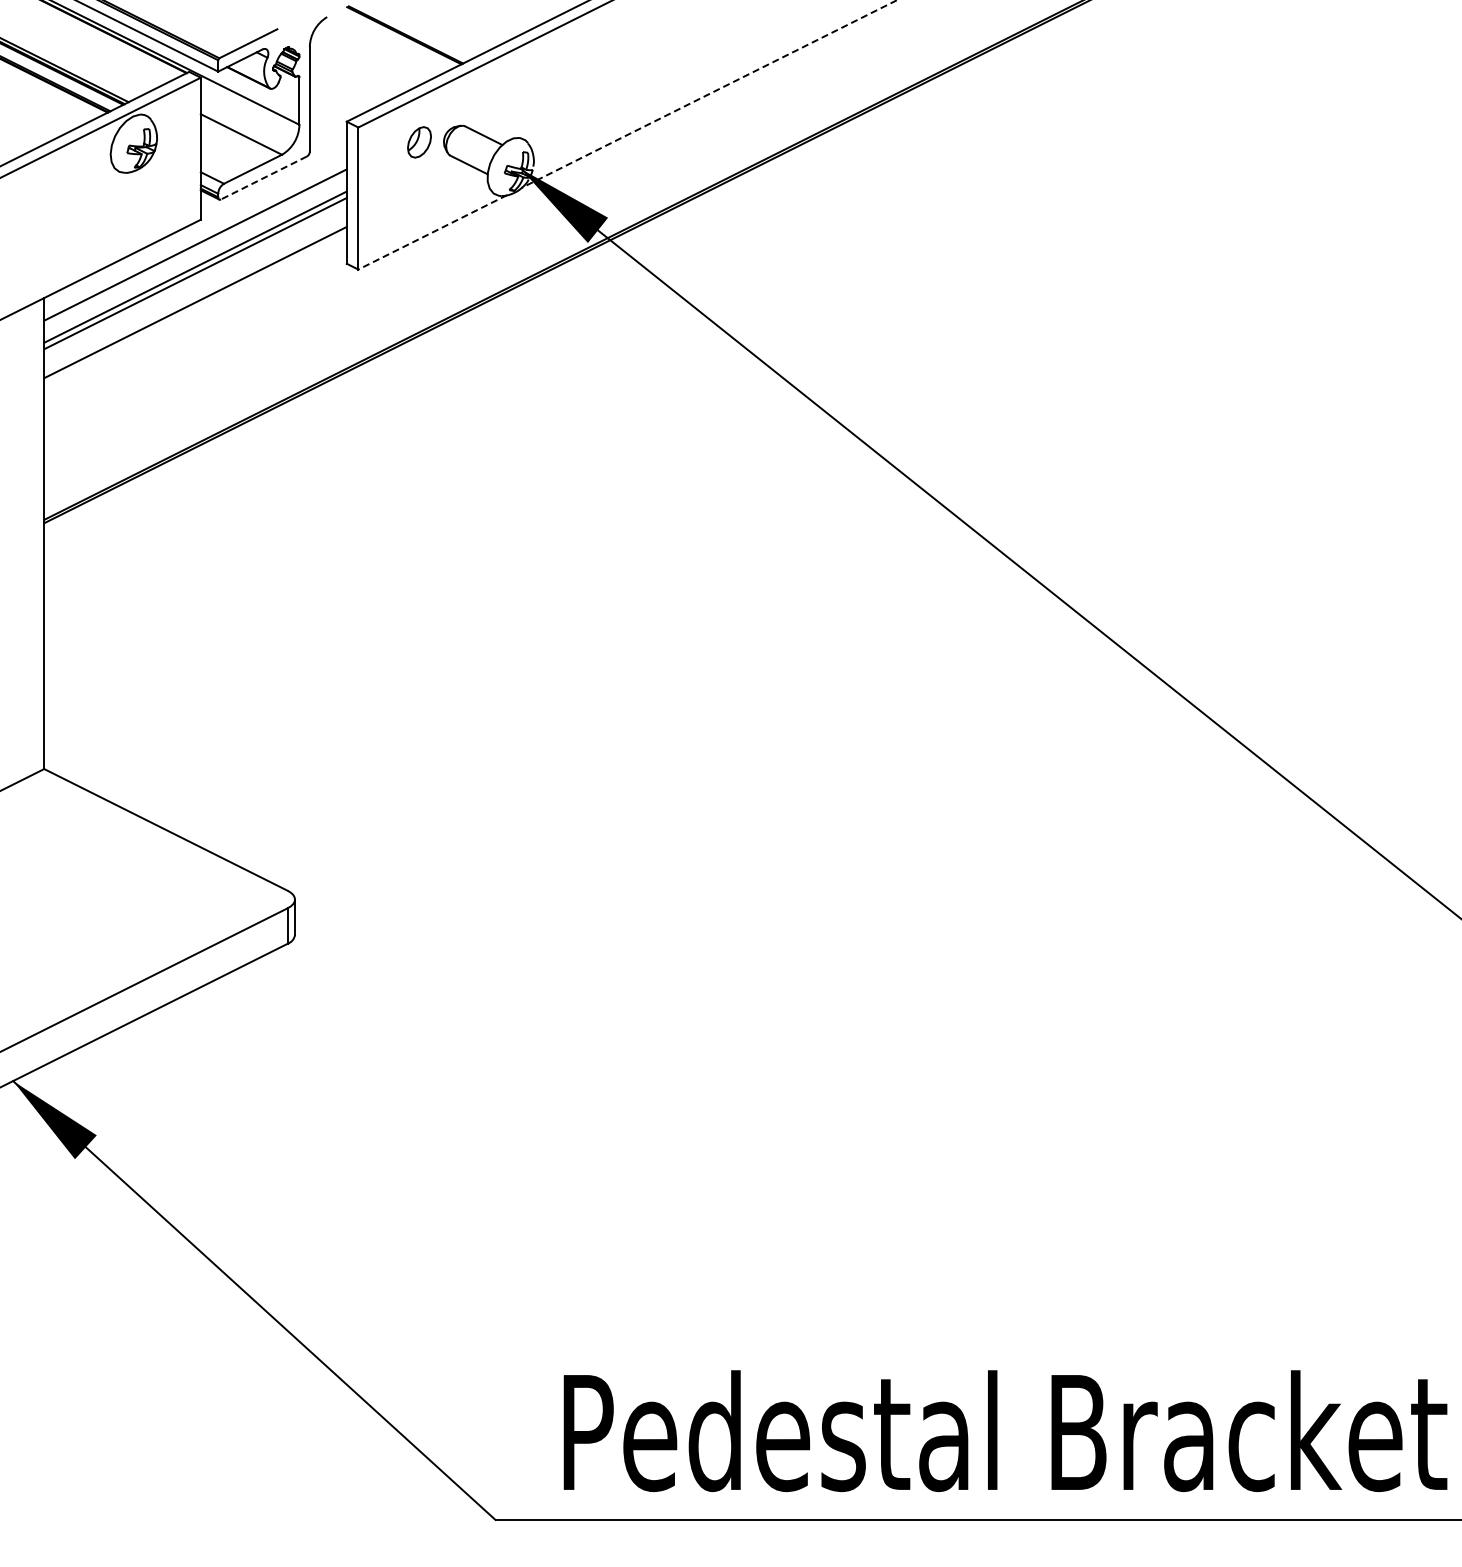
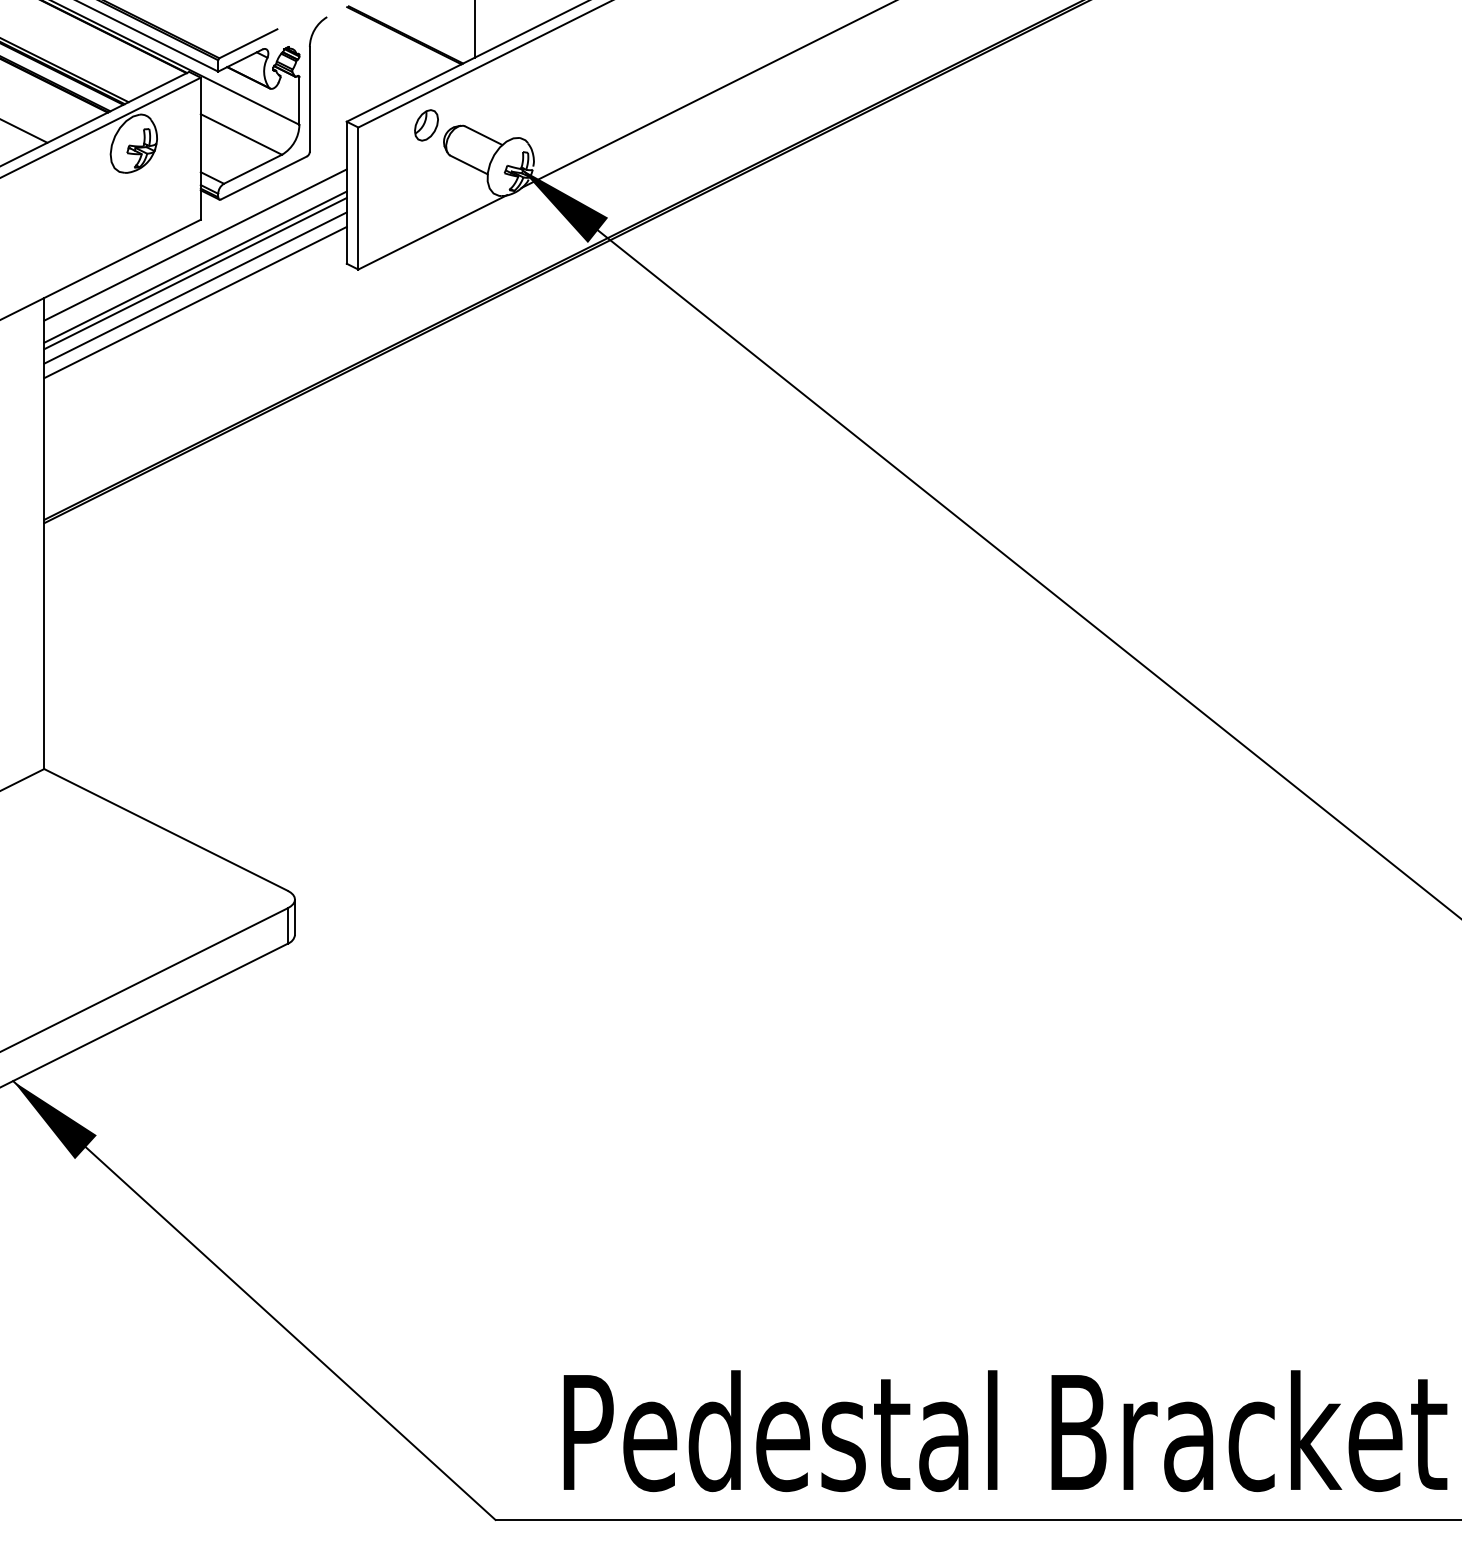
line: none -> present (474, 29)
line: dashed -> solid (709, 94)
line: none -> present (24, 131)
part position: (419, 142) -> (426, 125) (426, 125)
line: dashed -> solid (264, 177)
line: dashed -> solid (432, 232)
line: none -> present (195, 287)
